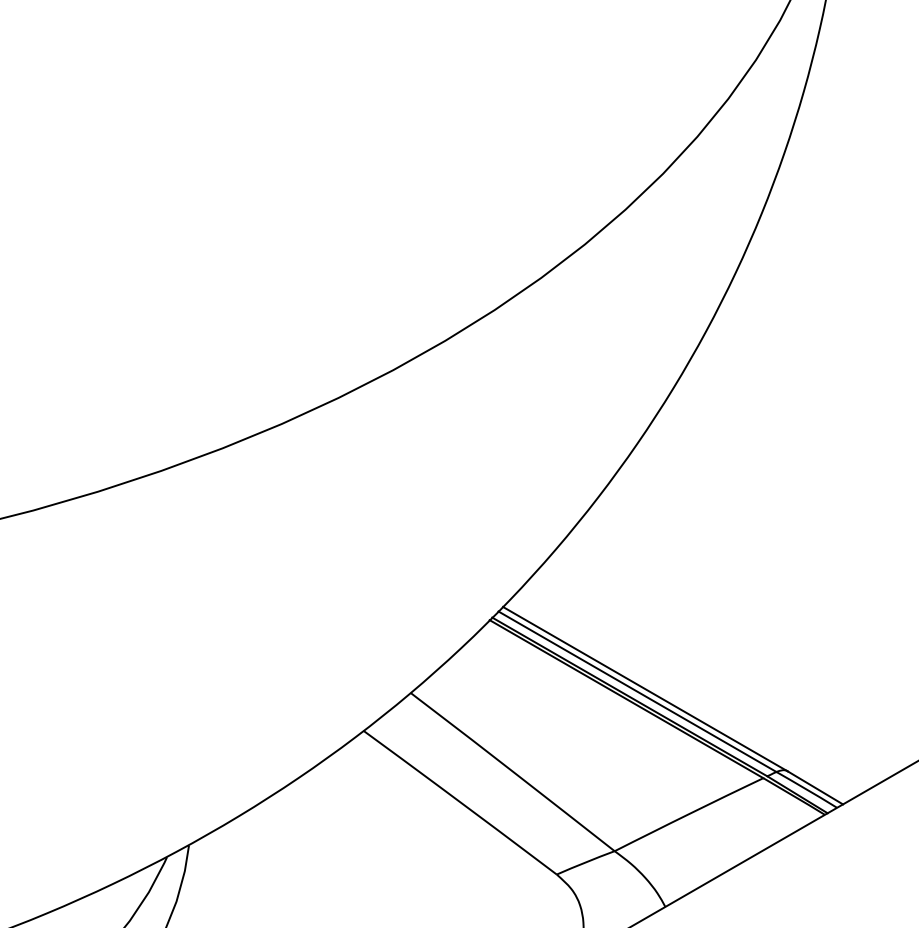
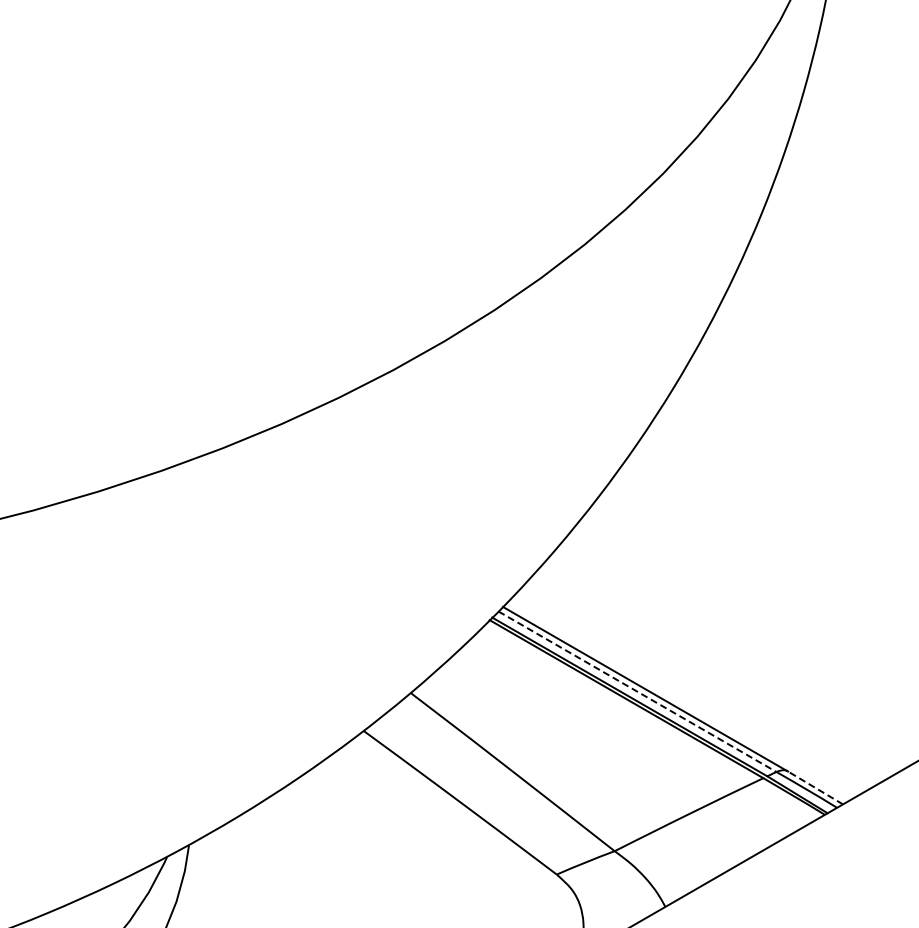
line: solid -> dashed (637, 691)
line: solid -> dashed (815, 787)
